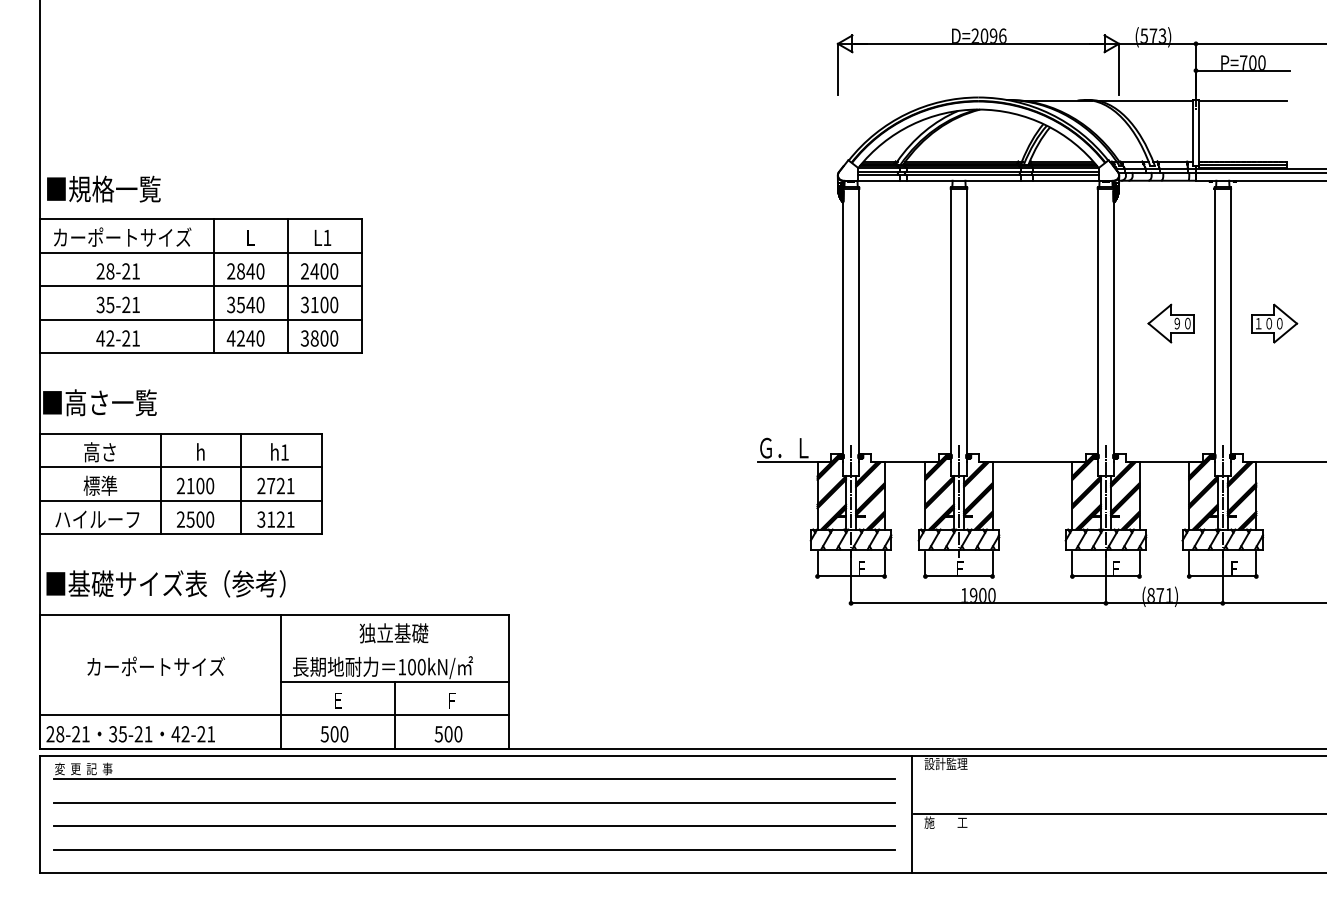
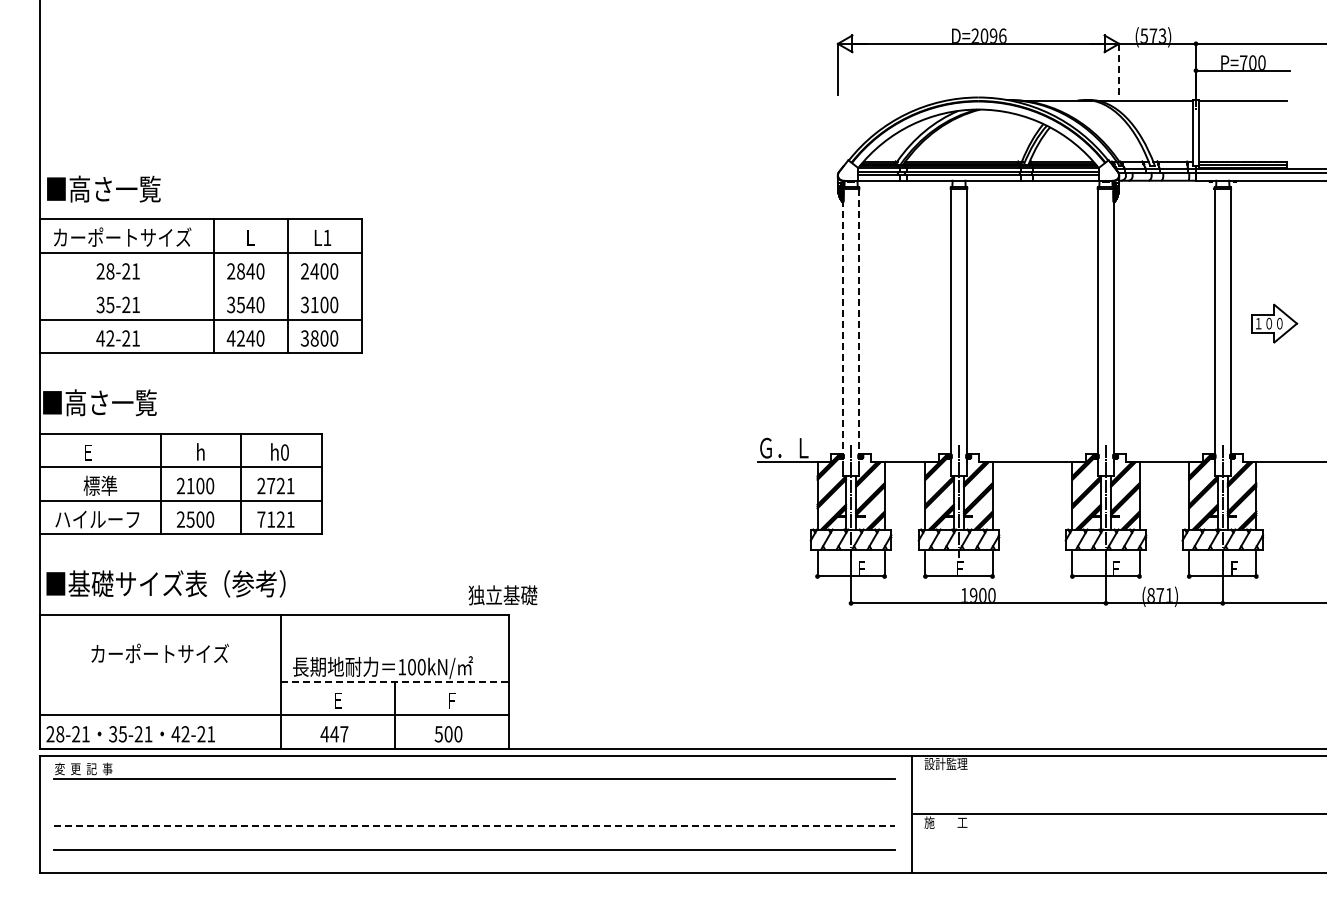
line: solid -> dashed (1119, 68)
text: ■規格一覧 -> ■高さ一覧 (91, 188)
line: present -> none (200, 286)
part: present -> none (1170, 323)
line: solid -> dashed (843, 325)
line: solid -> dashed (858, 325)
text: 高さ -> E (99, 452)
text: h1 -> h0 (284, 452)
text: 3121 -> 7121 (261, 519)
text position: (393, 633) -> (502, 595) (502, 595)
text position: (155, 666) -> (159, 653) (159, 653)
line: solid -> dashed (395, 681)
text: 500 -> 447 (334, 734)
line: present -> none (474, 802)
line: solid -> dashed (475, 826)
